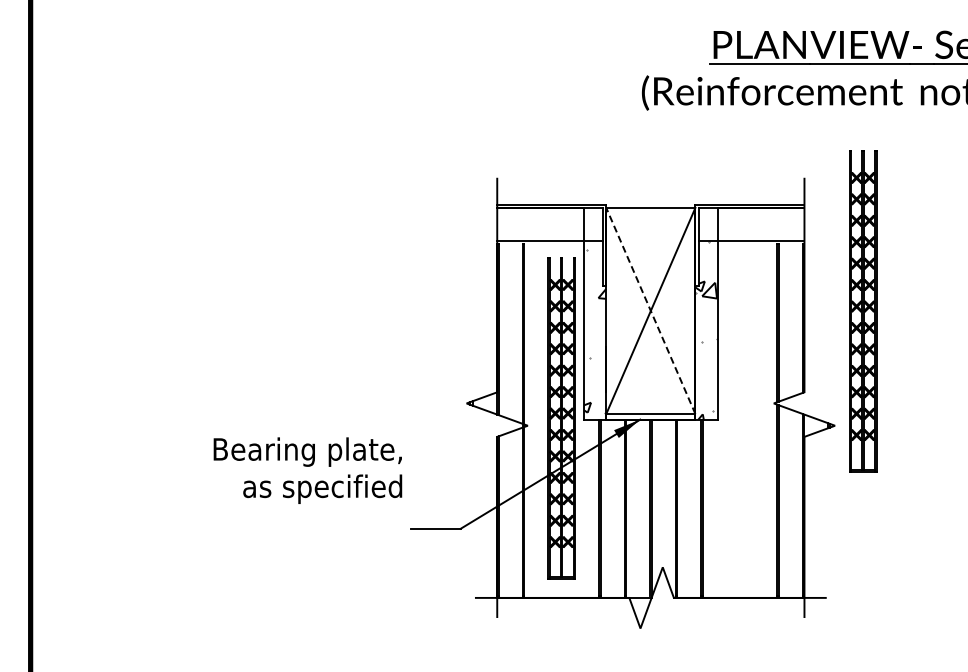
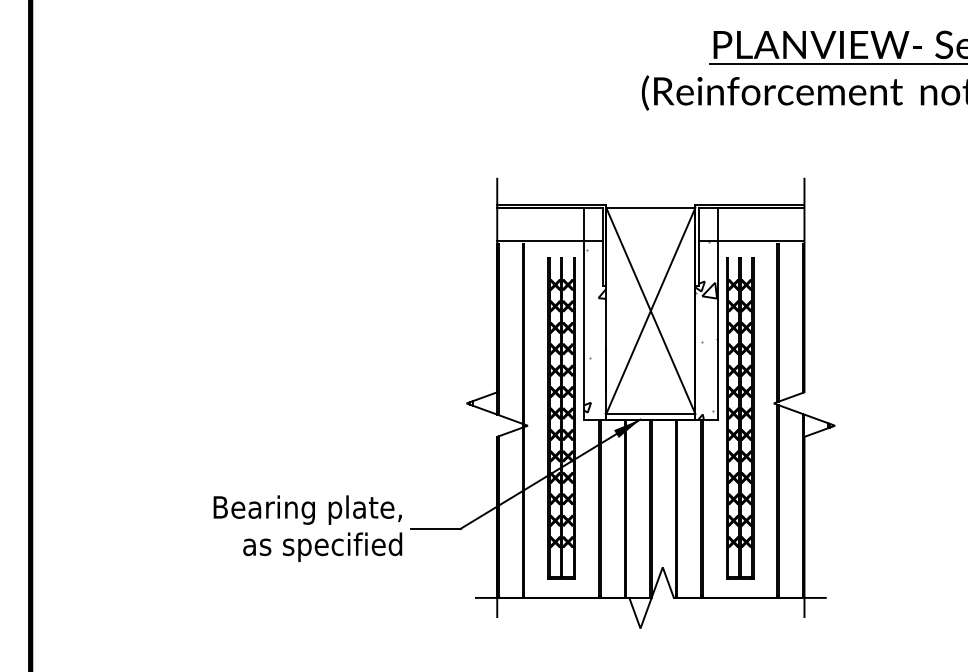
line: dashed -> solid (650, 310)
part position: (863, 311) -> (740, 418) (740, 418)
text position: (307, 470) -> (307, 528) (307, 528)
